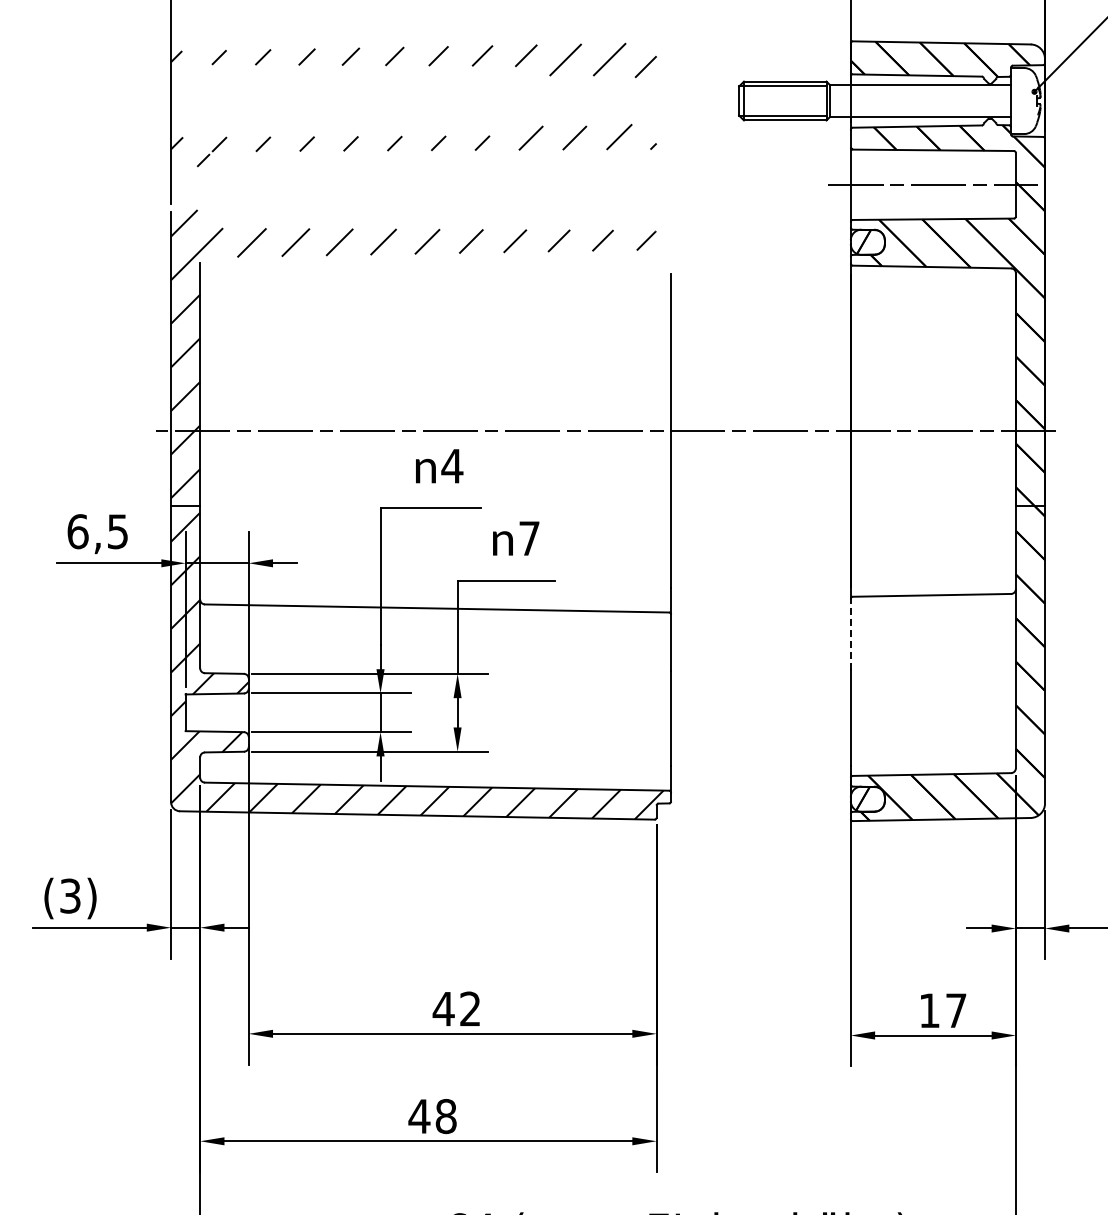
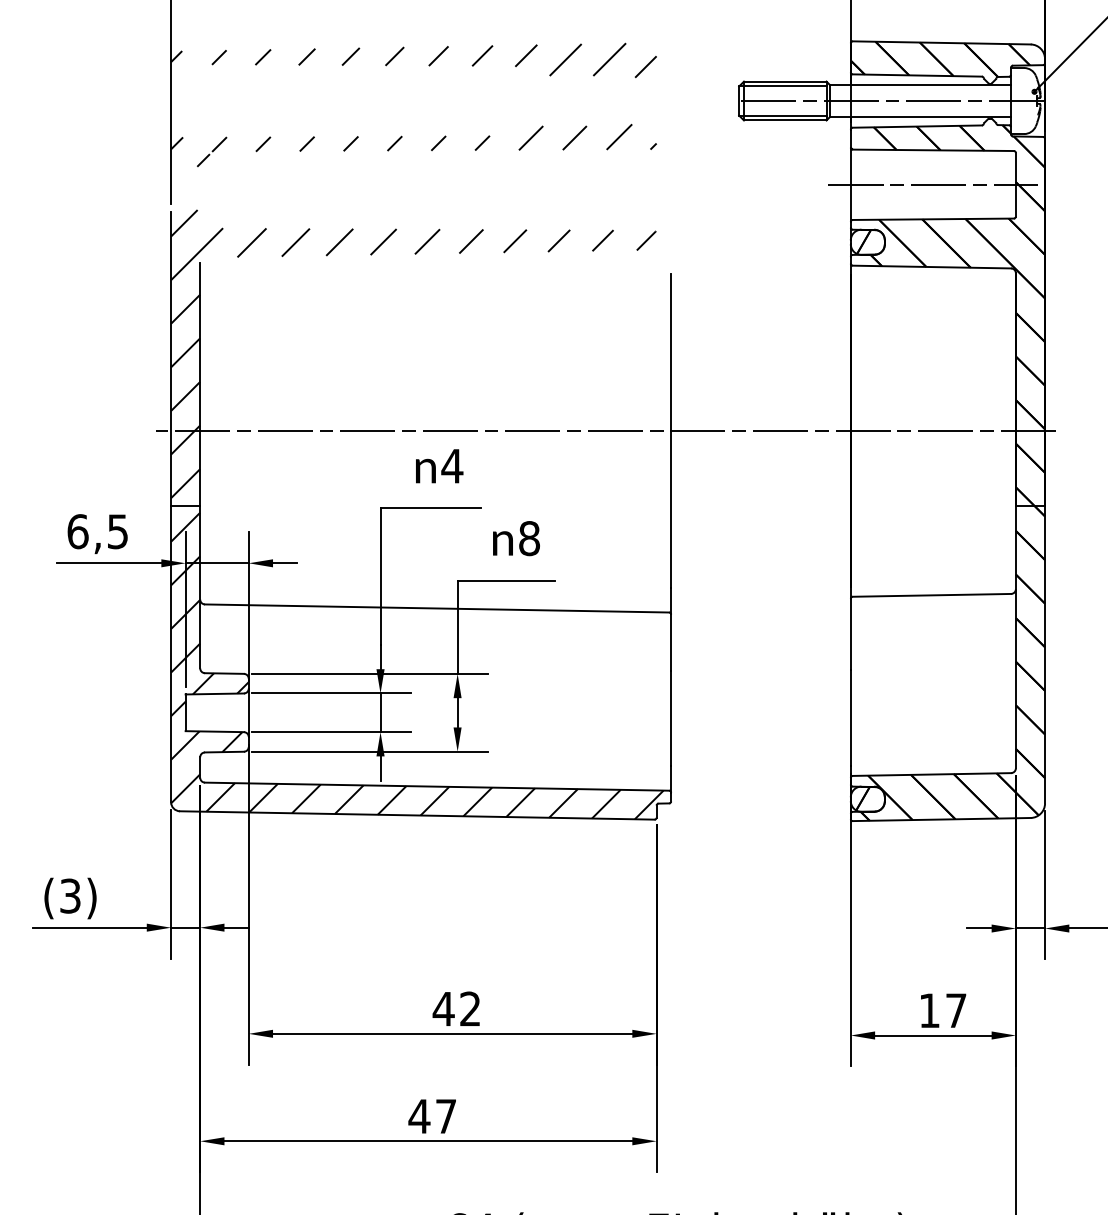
line: none -> present (893, 101)
text: 7 -> 8 (529, 538)
line: dashed -> solid (850, 633)
text: 48 -> 47 (445, 1116)
